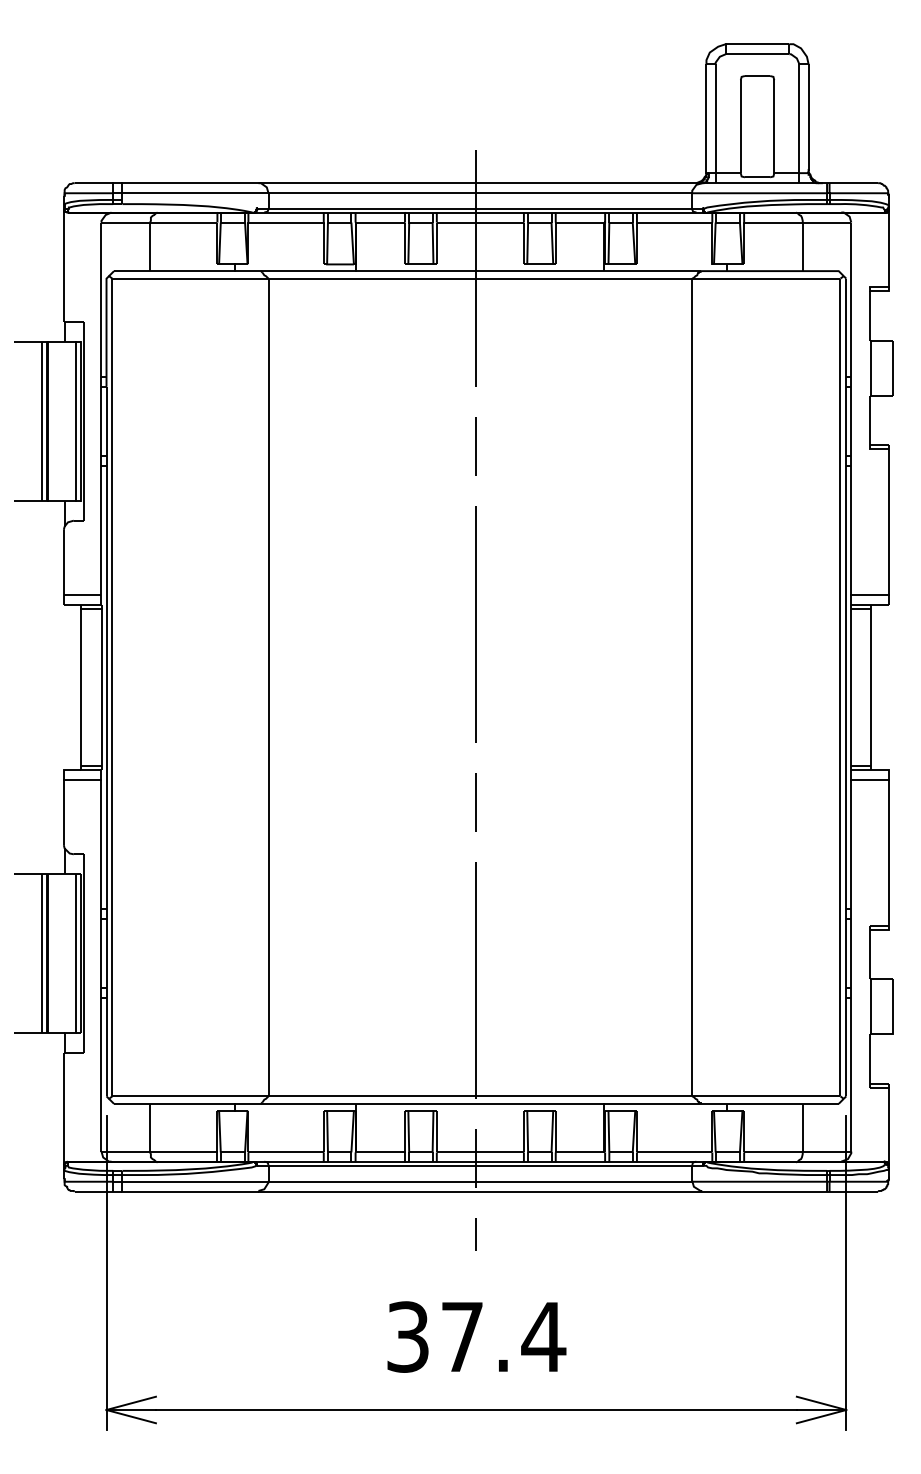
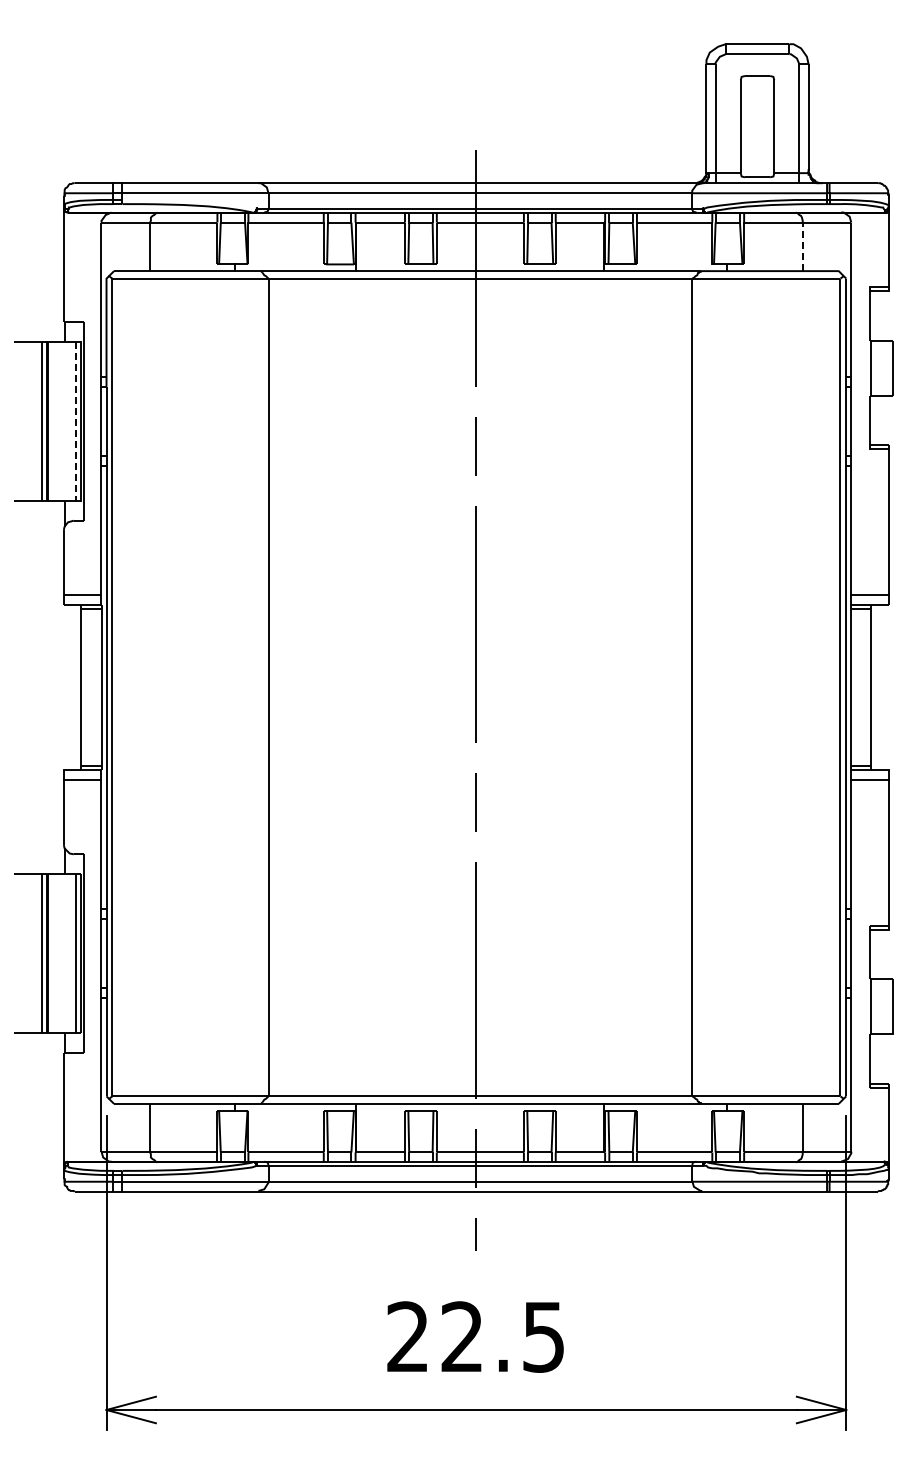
line: solid -> dashed (802, 246)
line: solid -> dashed (75, 421)
text: 37.4 -> 22.5 (476, 1336)
